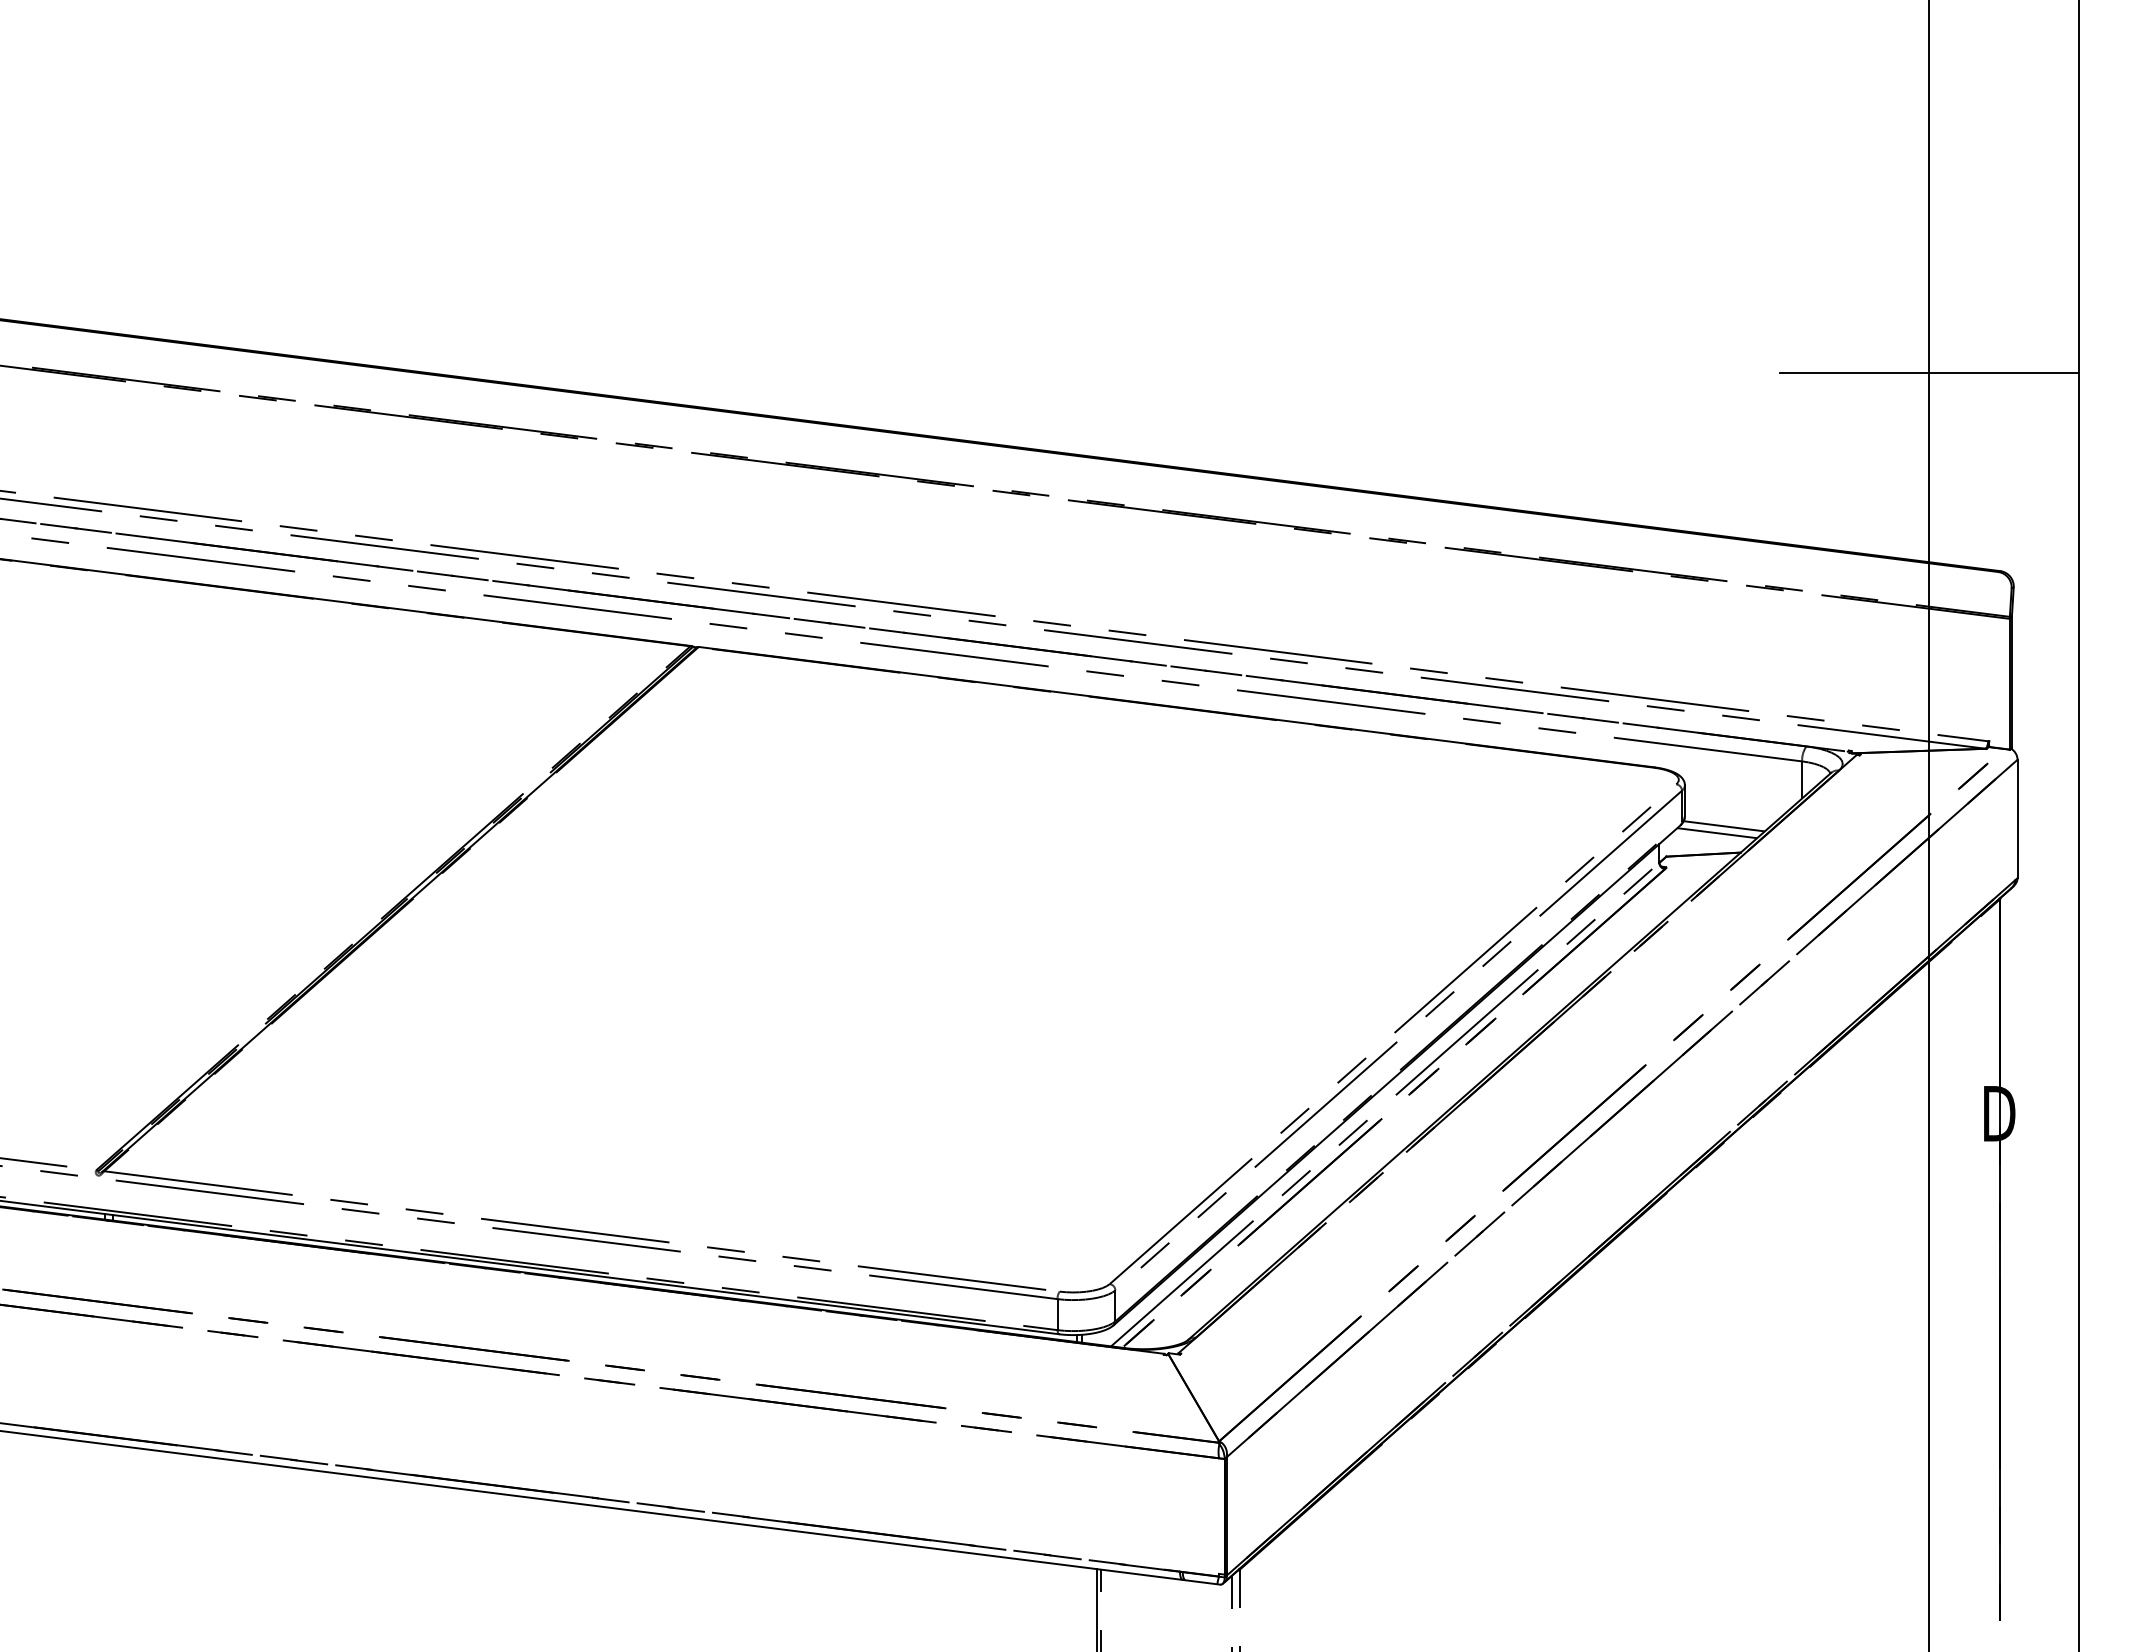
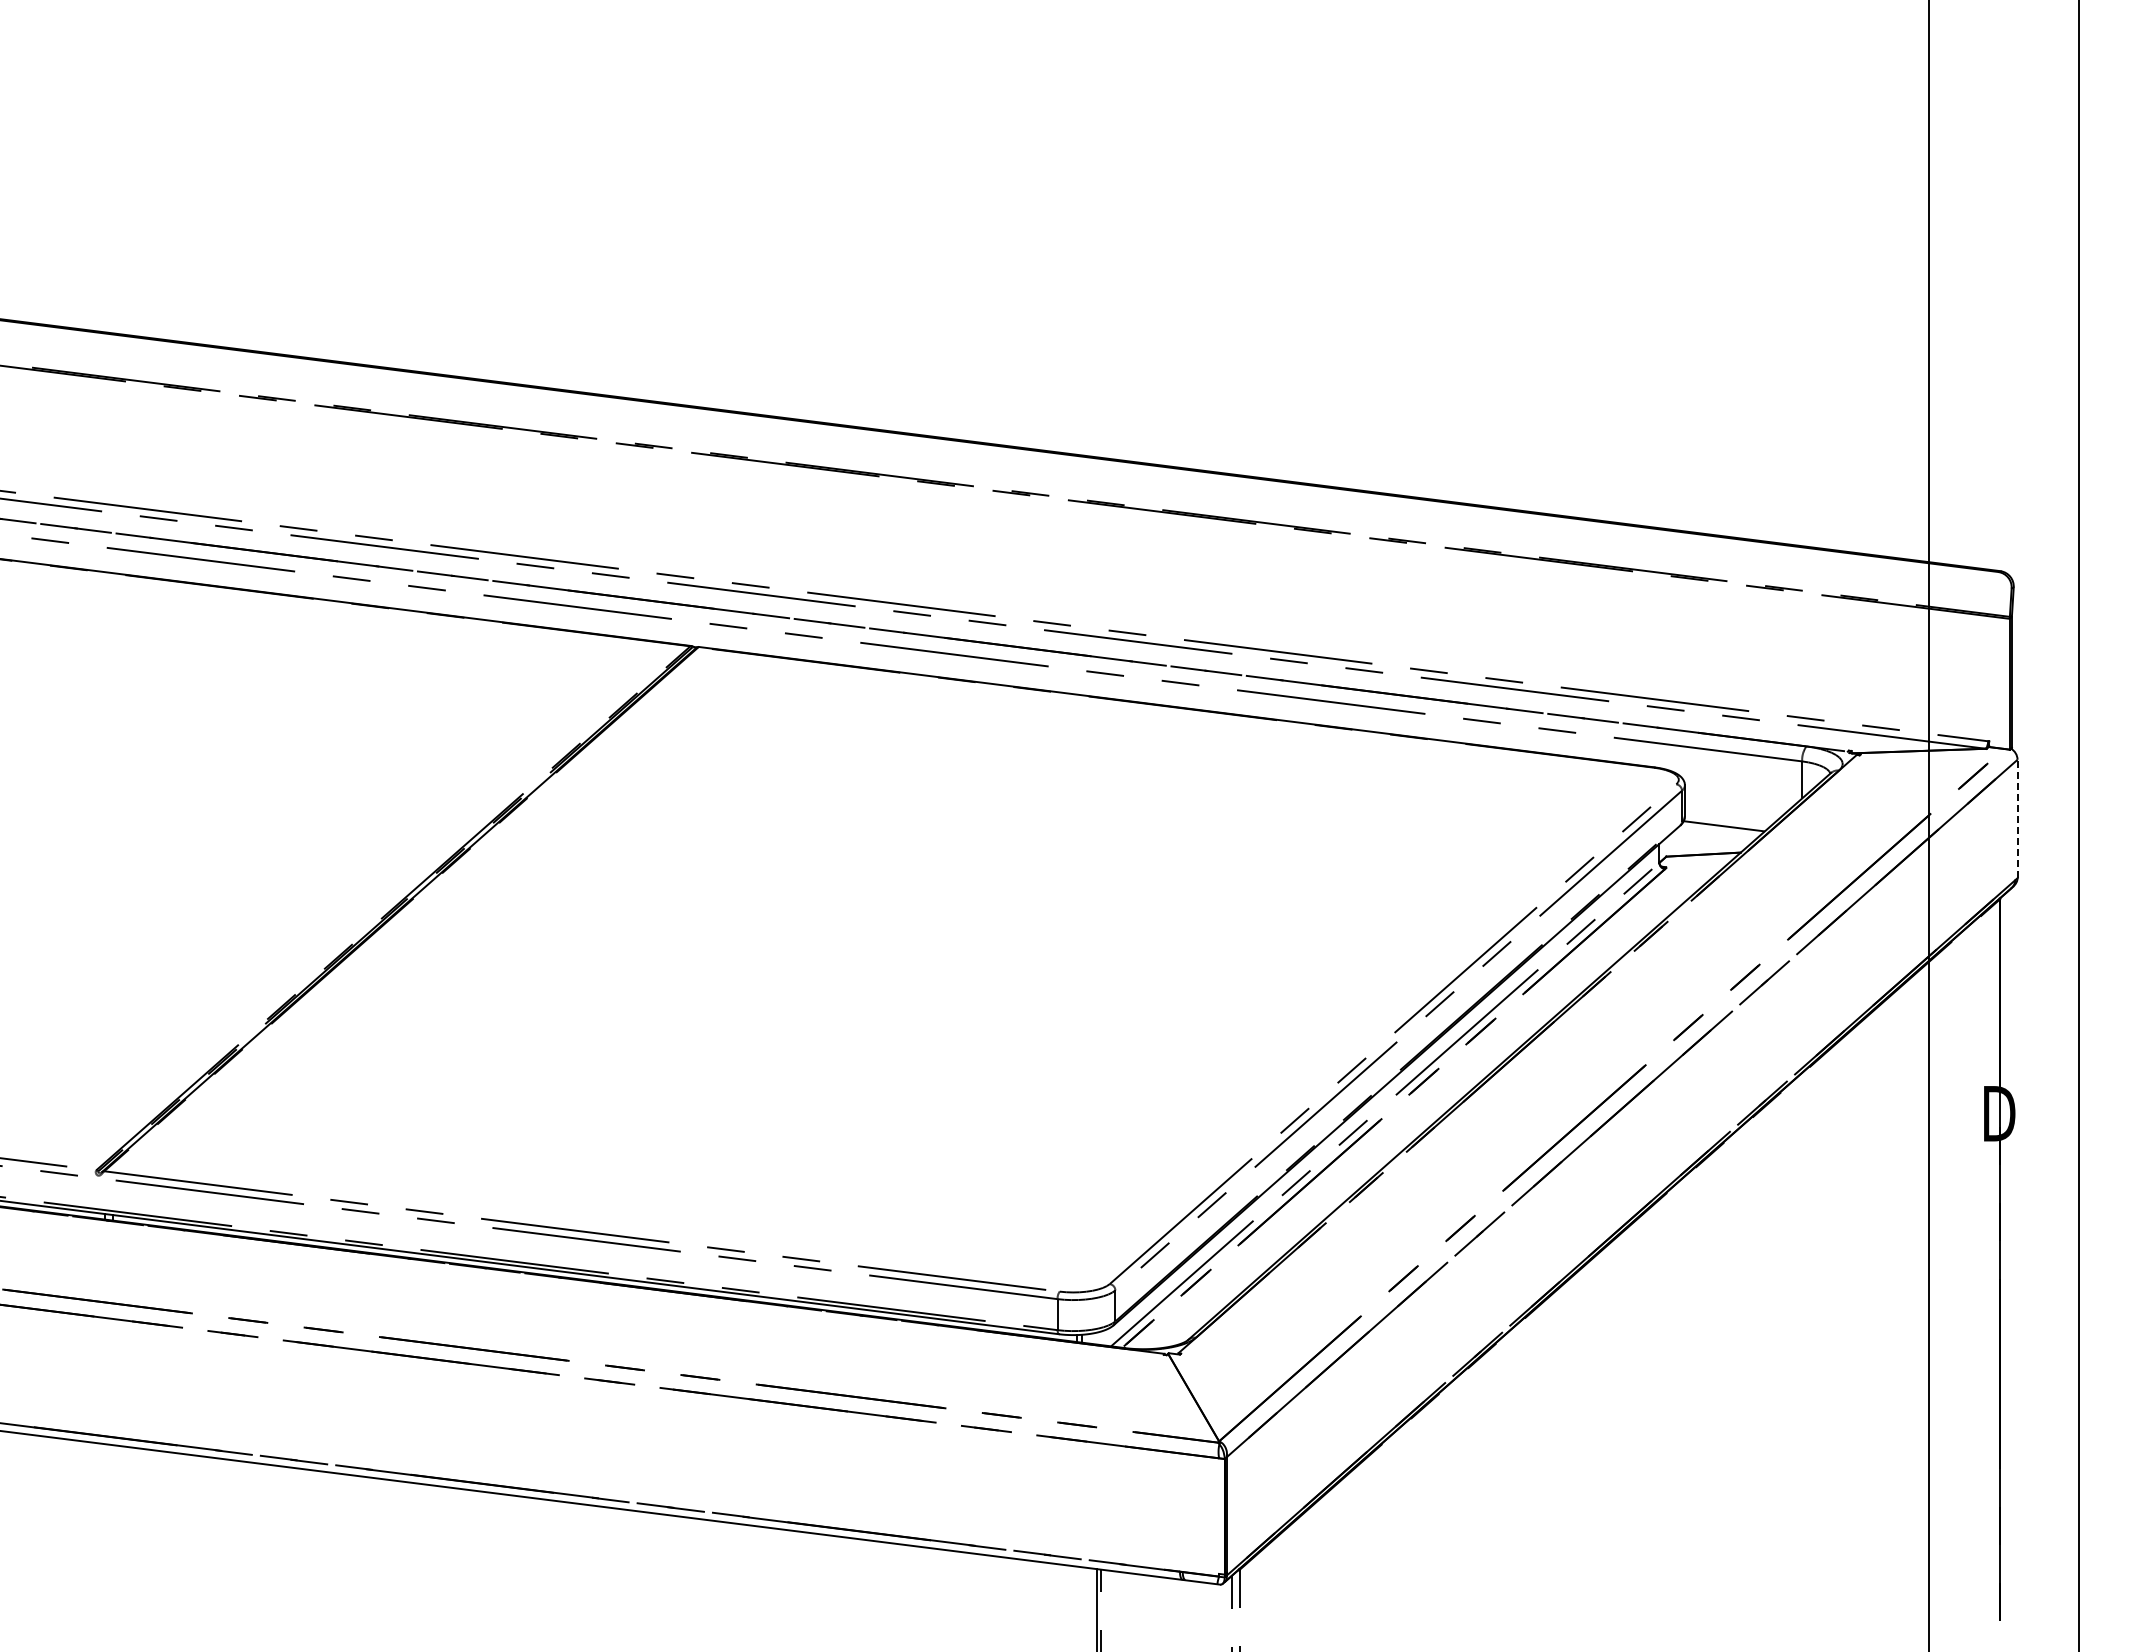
line: present -> none (1928, 373)
line: solid -> dashed (2017, 818)
line: present -> none (1717, 833)
